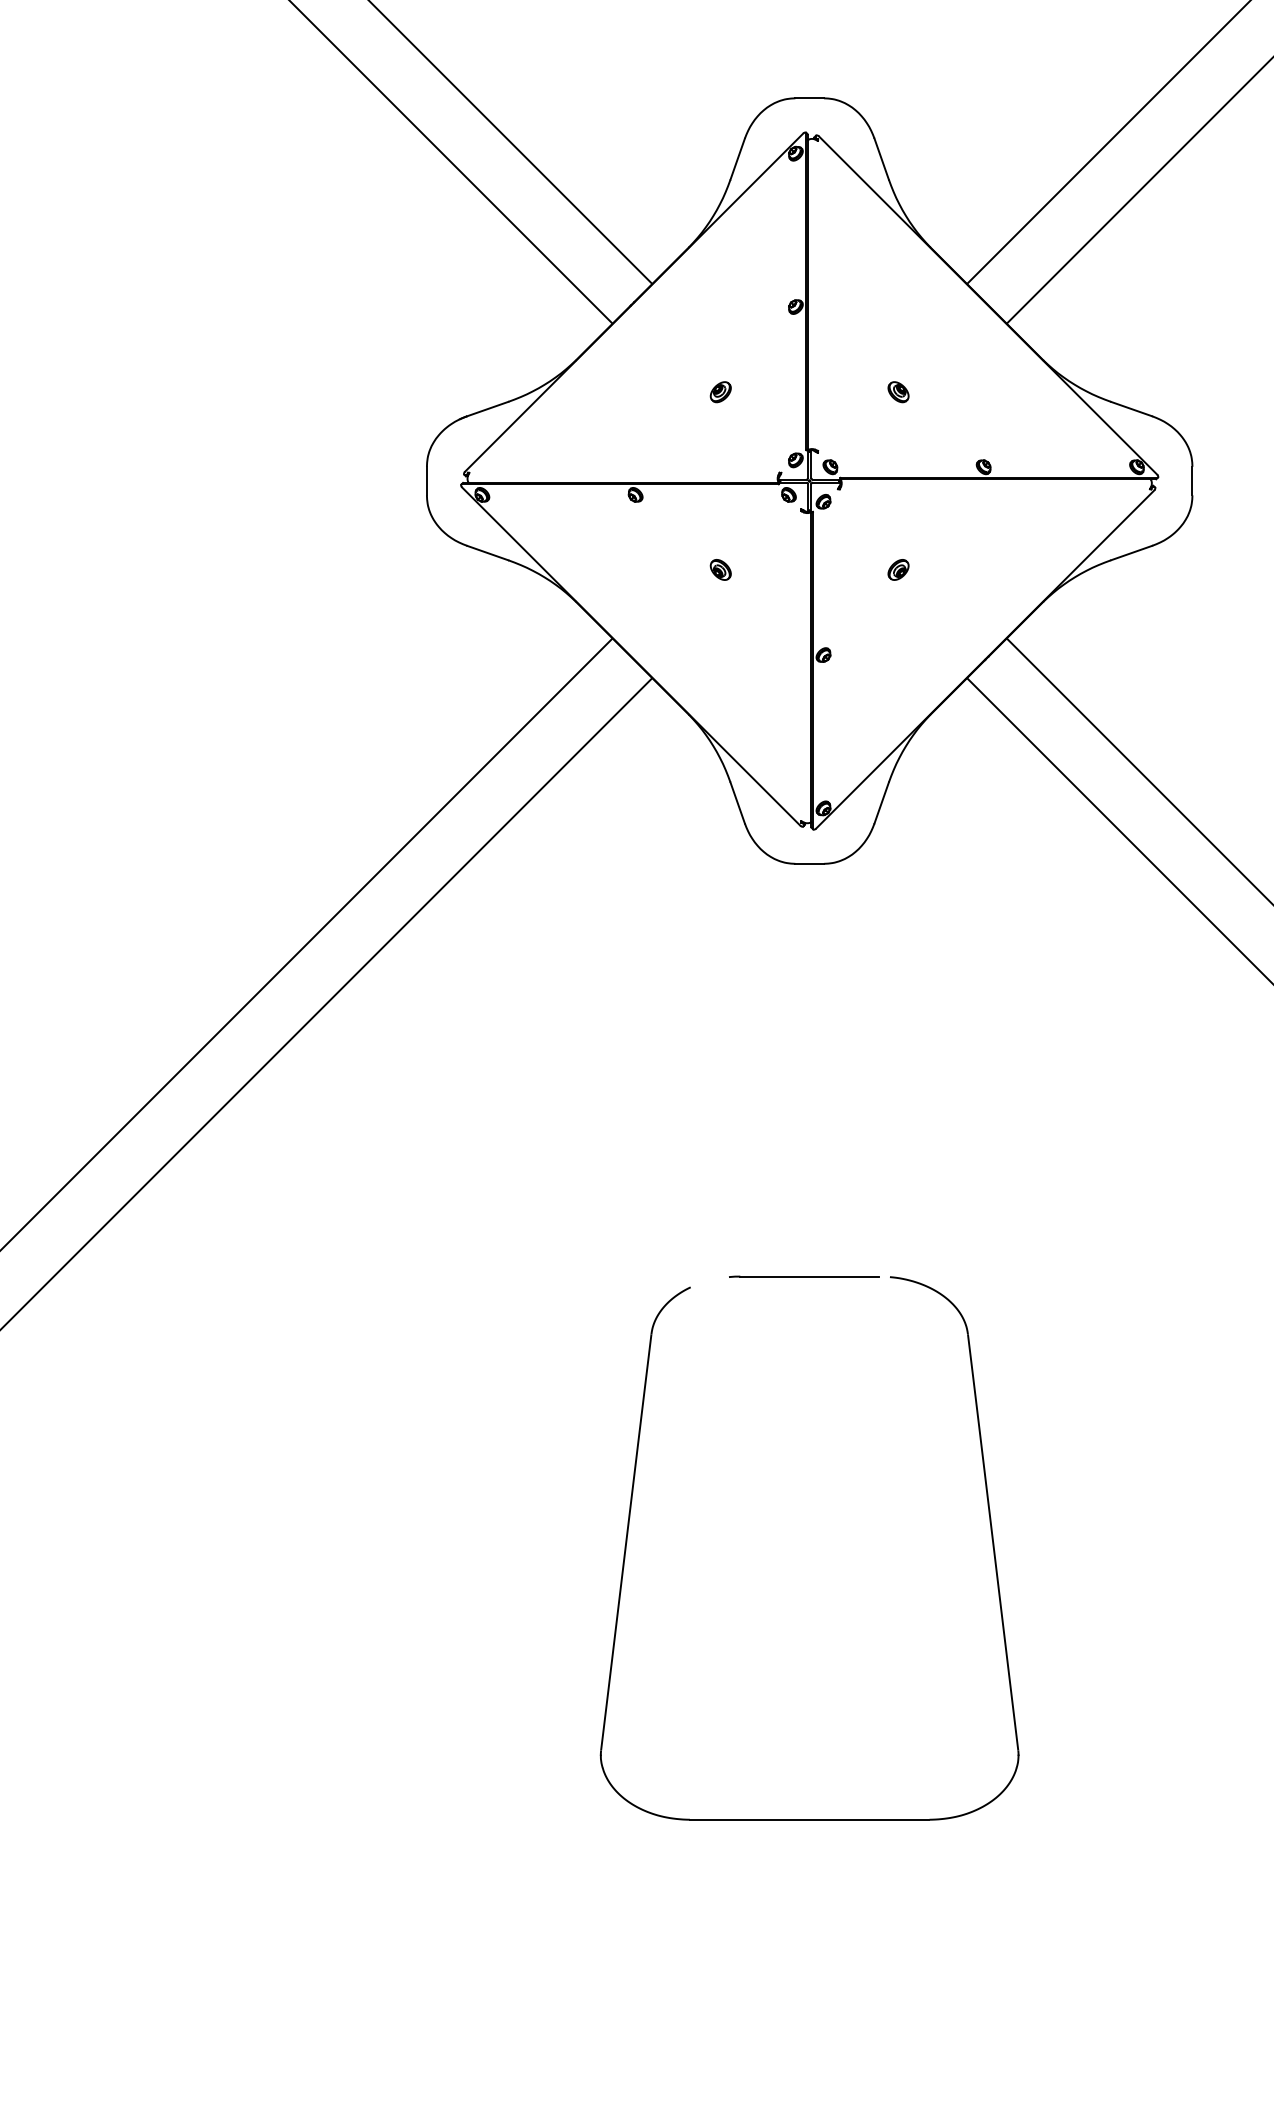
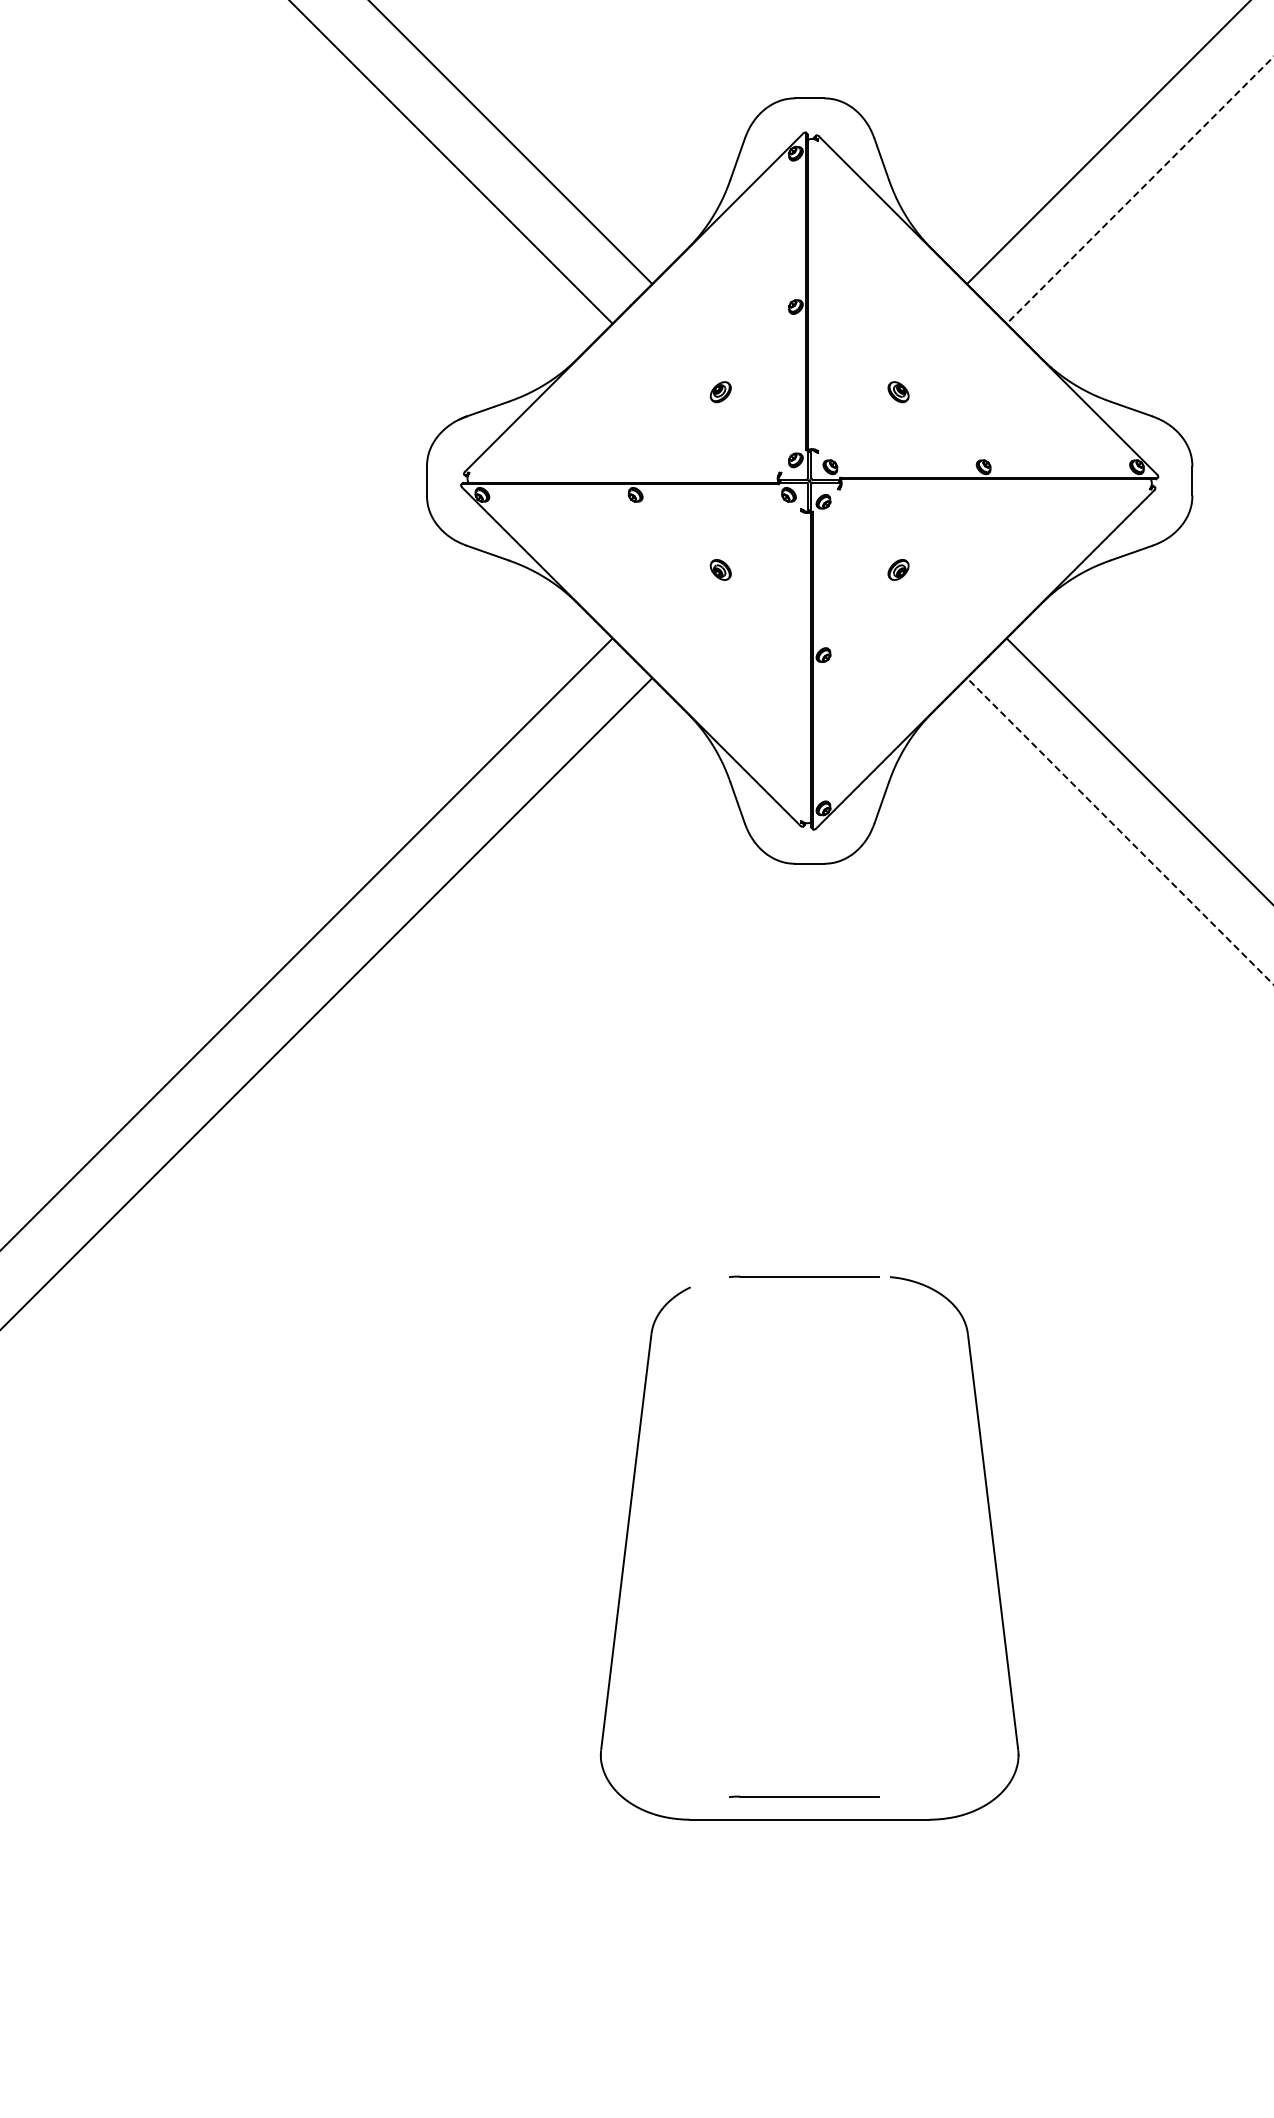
line: solid -> dashed (1139, 190)
line: solid -> dashed (1120, 831)
line: none -> present (804, 1796)
